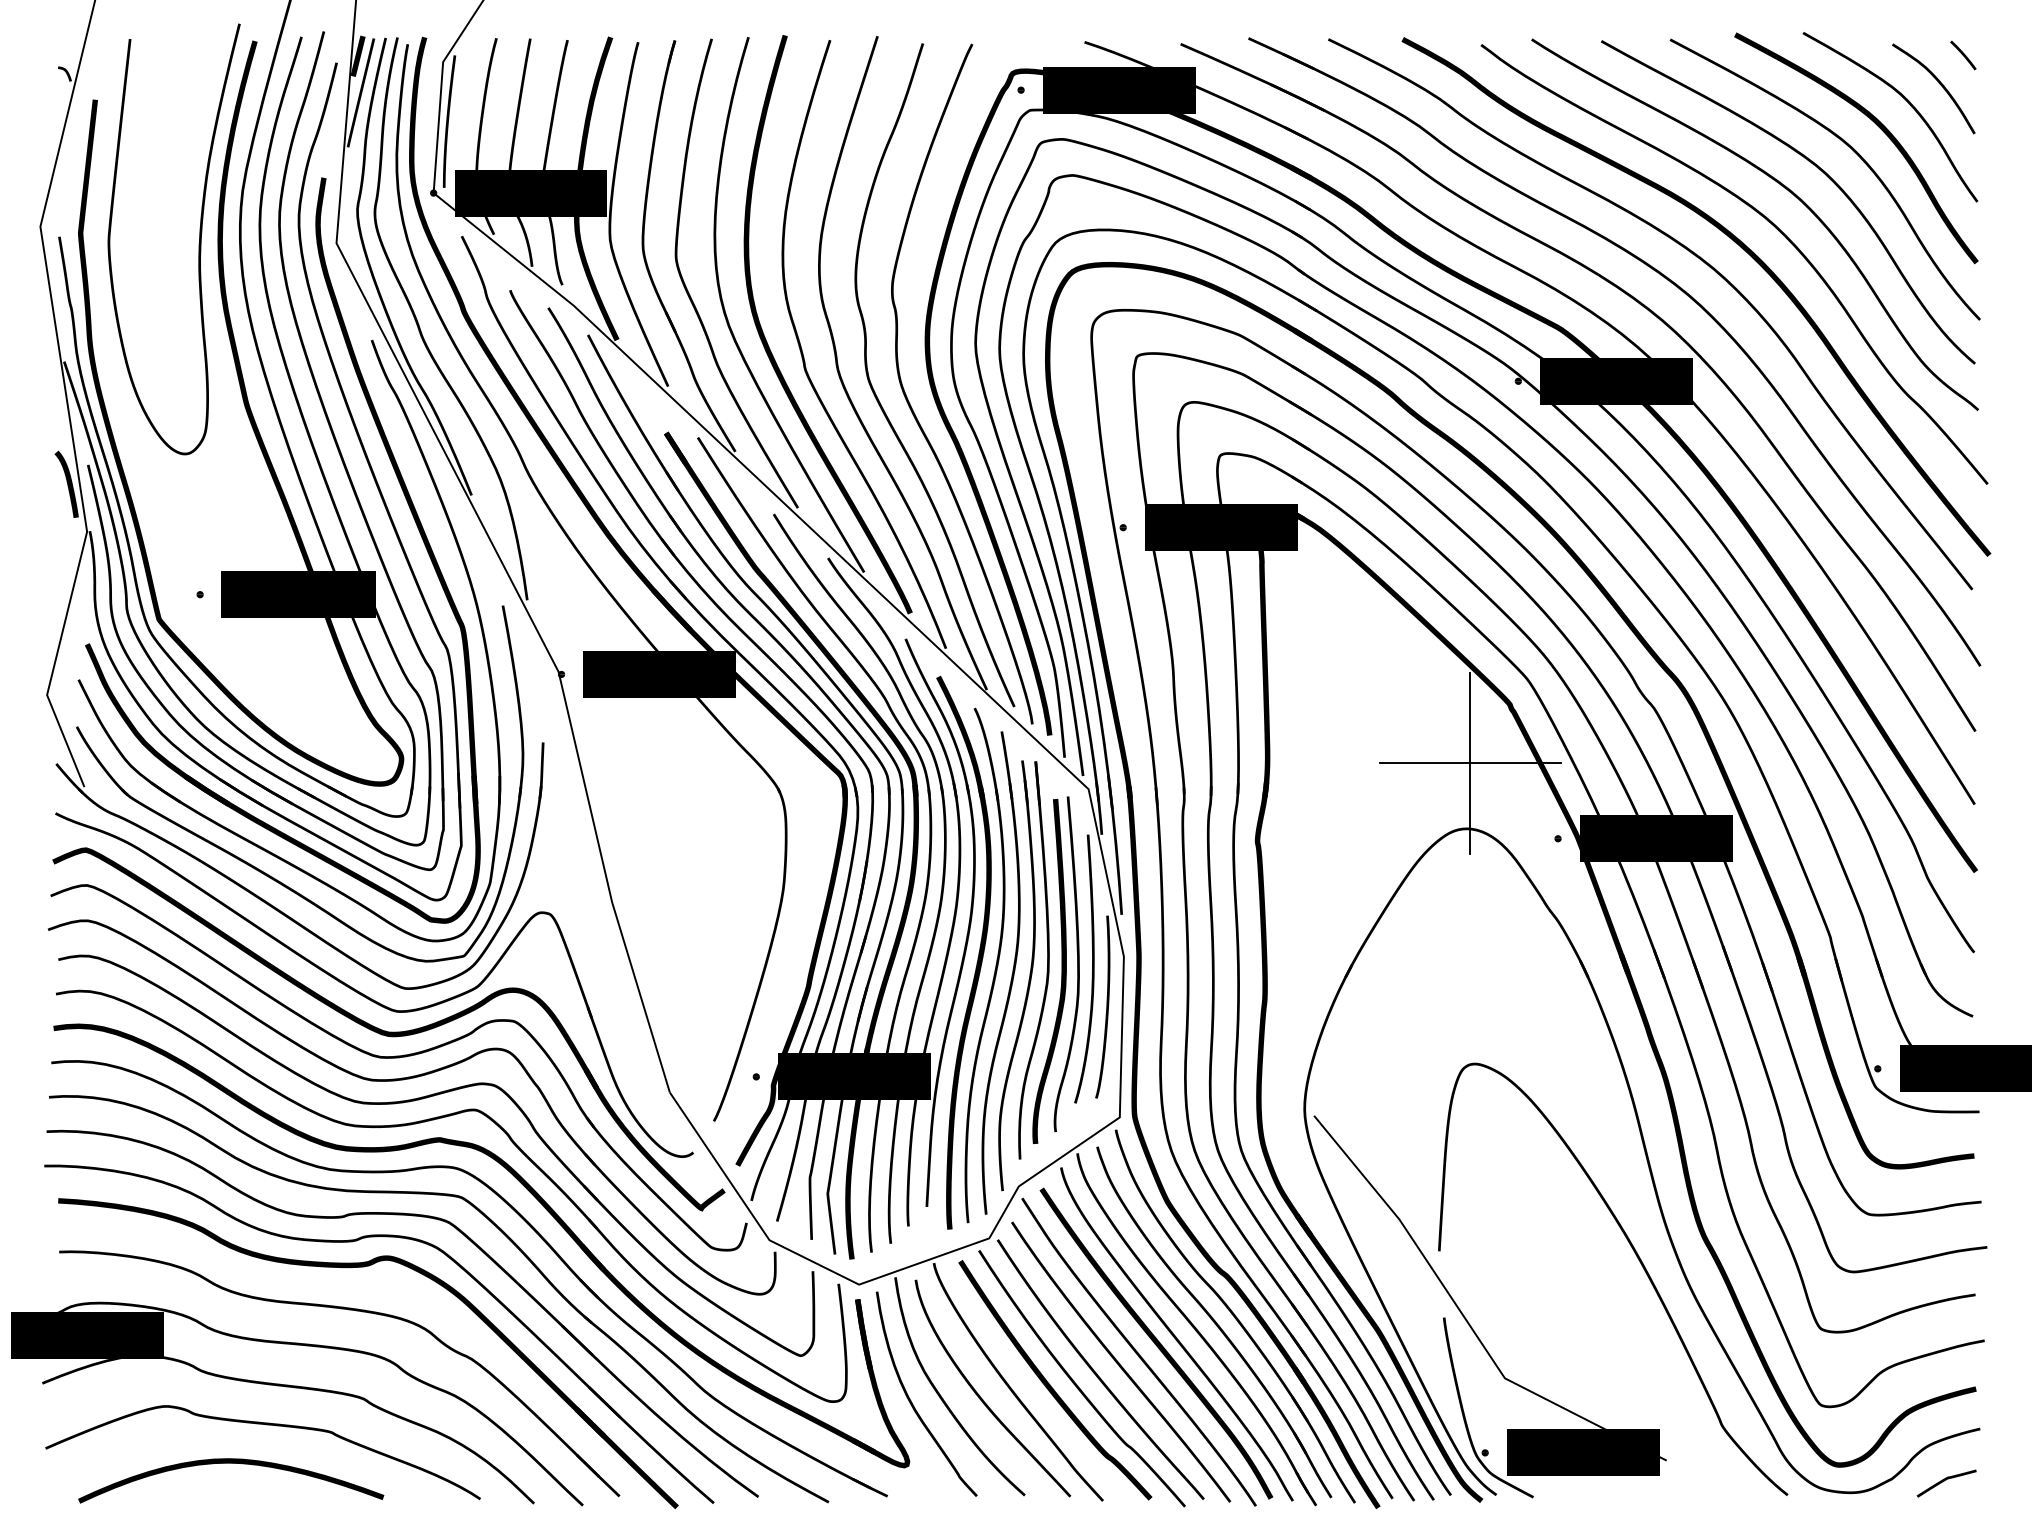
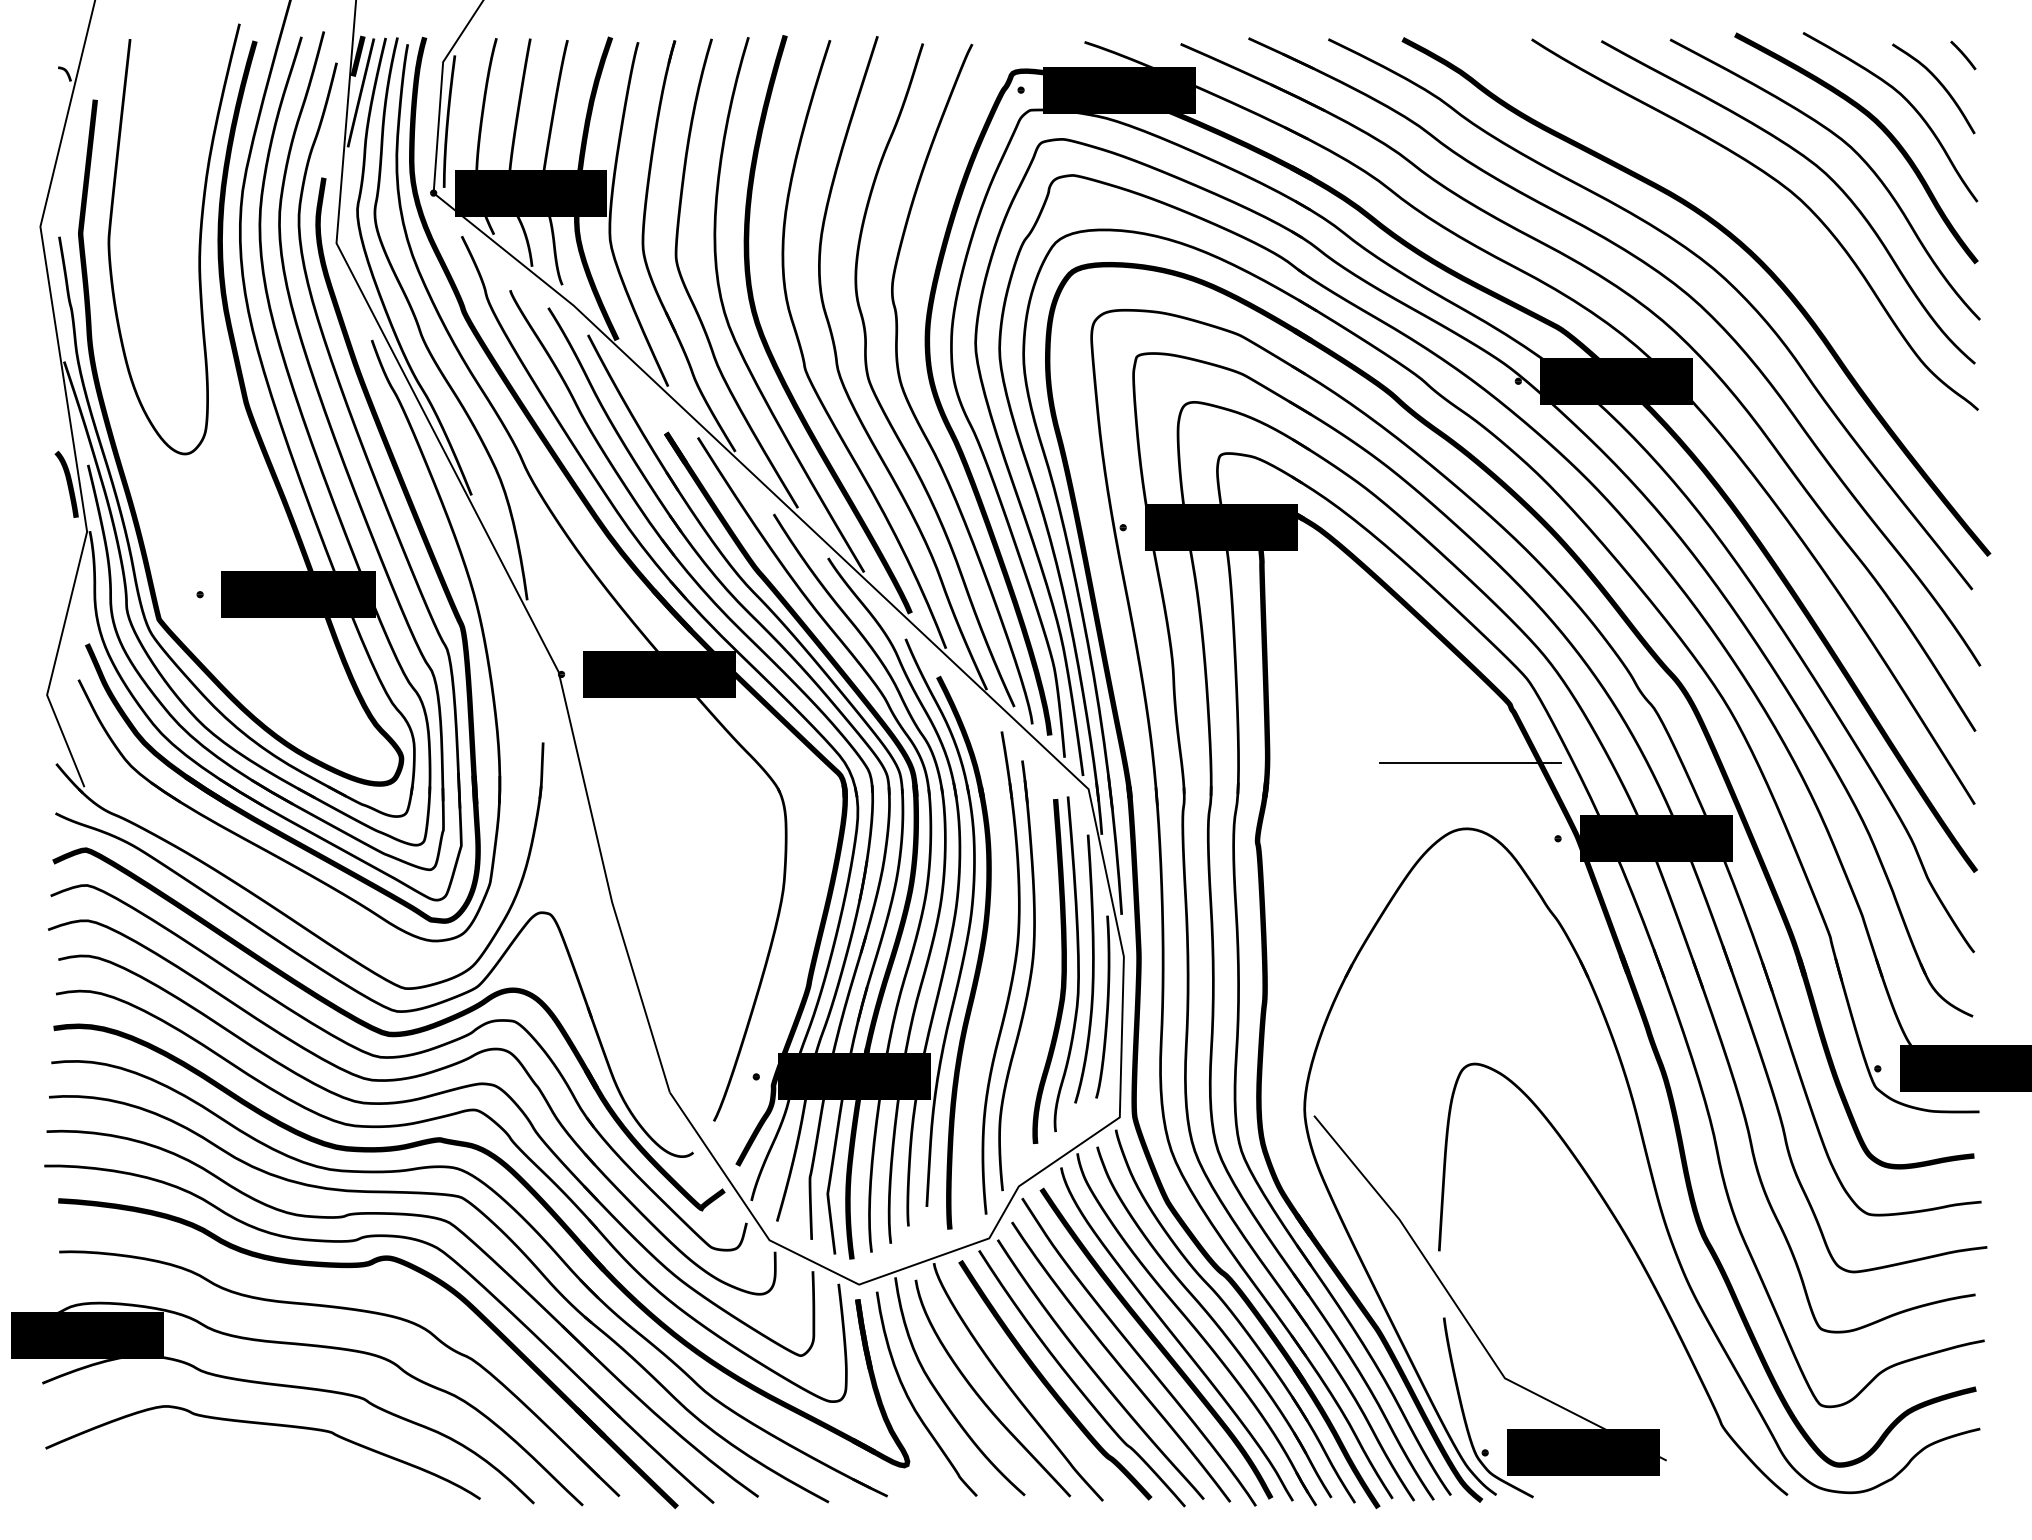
curve: present -> none (1768, 222)
line: present -> none (1470, 762)
part: present -> none (250, 863)
part: present -> none (1047, 960)
part: present -> none (994, 969)
curve: present -> none (231, 1463)
curve: present -> none (1944, 1481)
